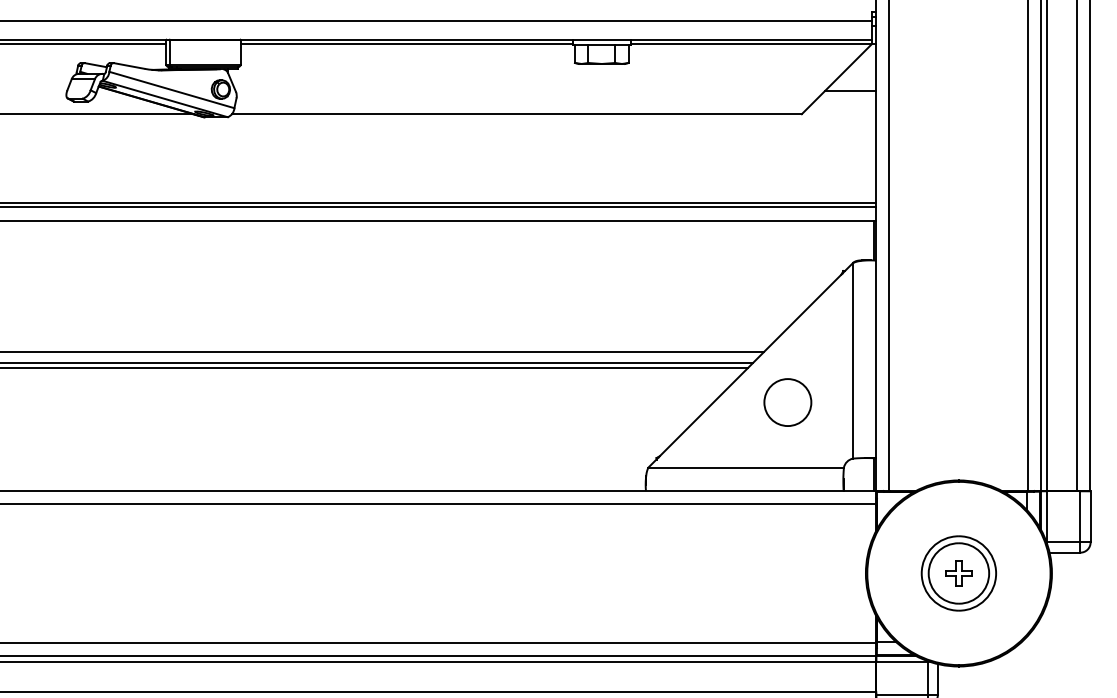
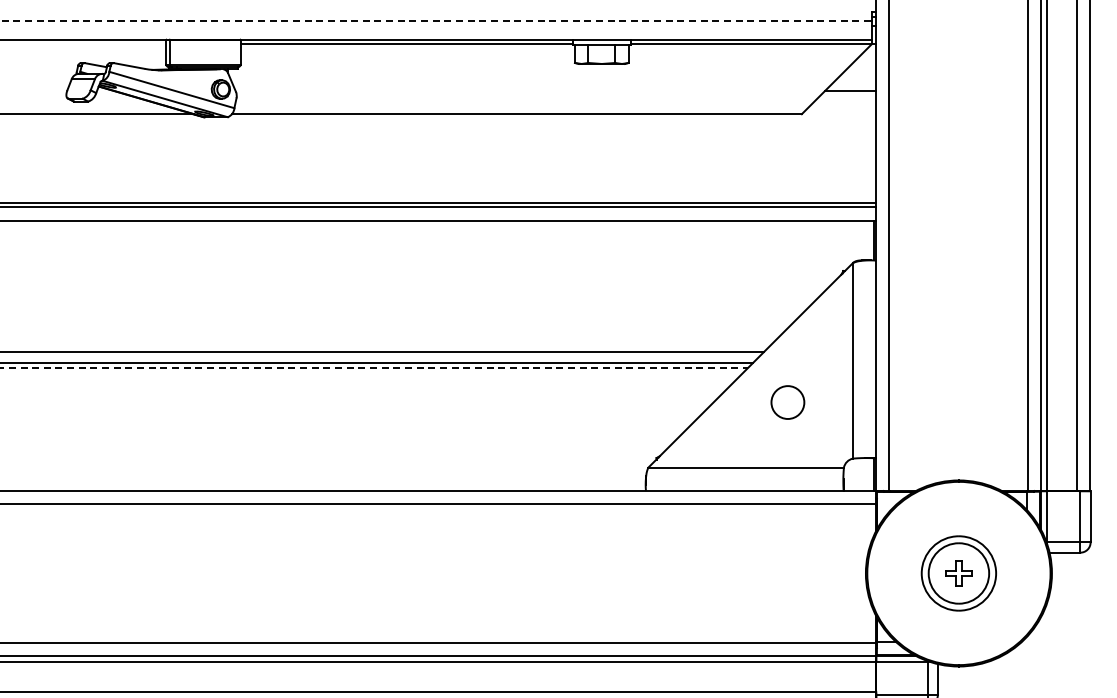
line: solid -> dashed (436, 21)
line: present -> none (84, 44)
line: solid -> dashed (373, 368)
circle size: 50x49 px -> 36x35 px (787, 402)
